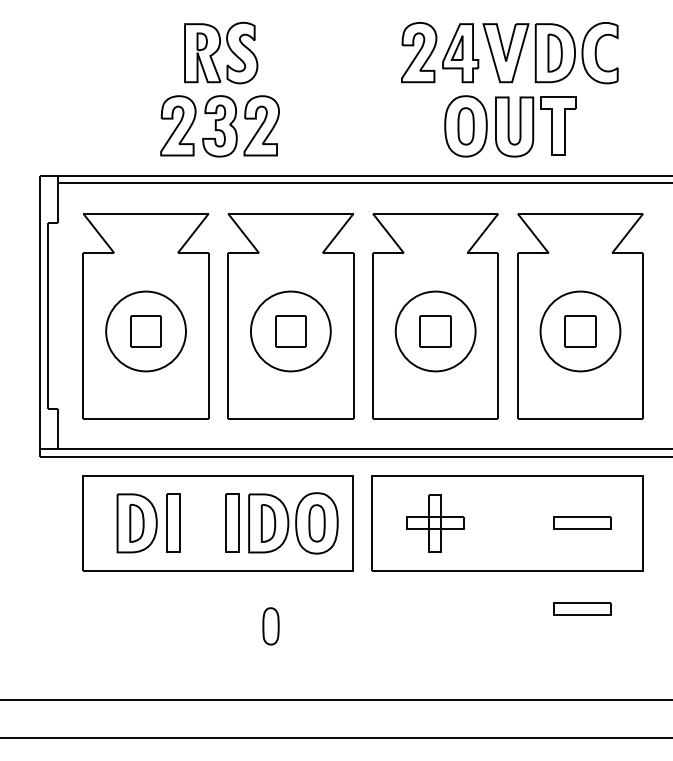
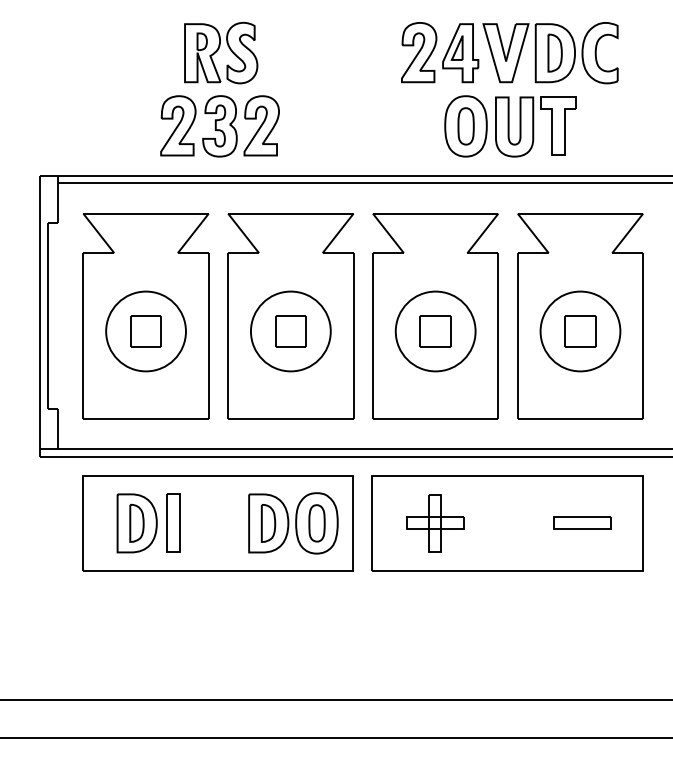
part: present -> none (232, 522)
part: present -> none (582, 608)
part: present -> none (270, 626)
